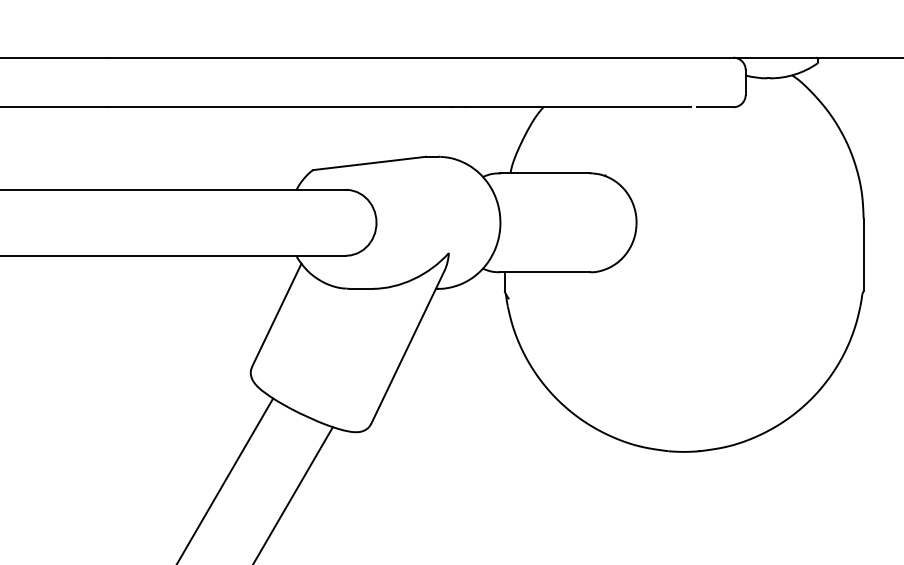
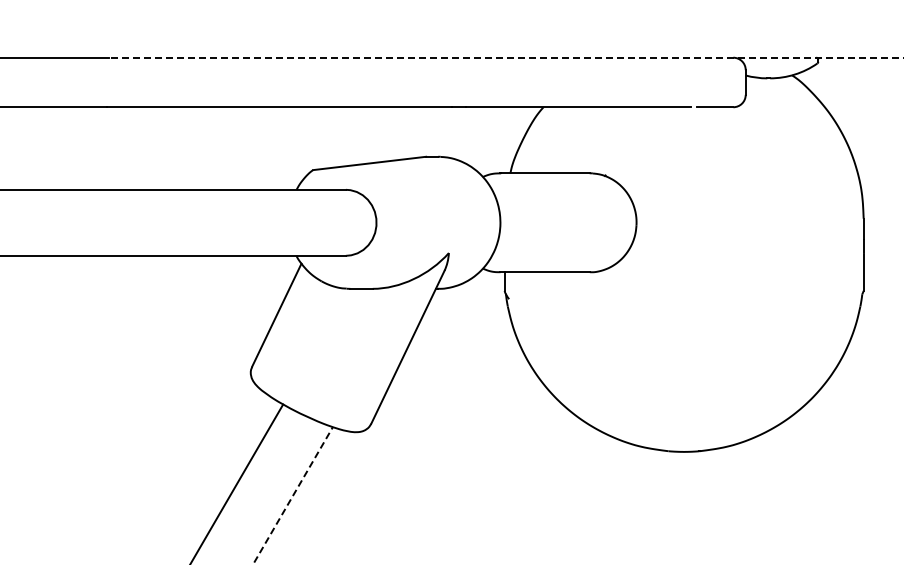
line: solid -> dashed (506, 57)
line position: (225, 479) -> (237, 482) (237, 482)
line: solid -> dashed (293, 495)
